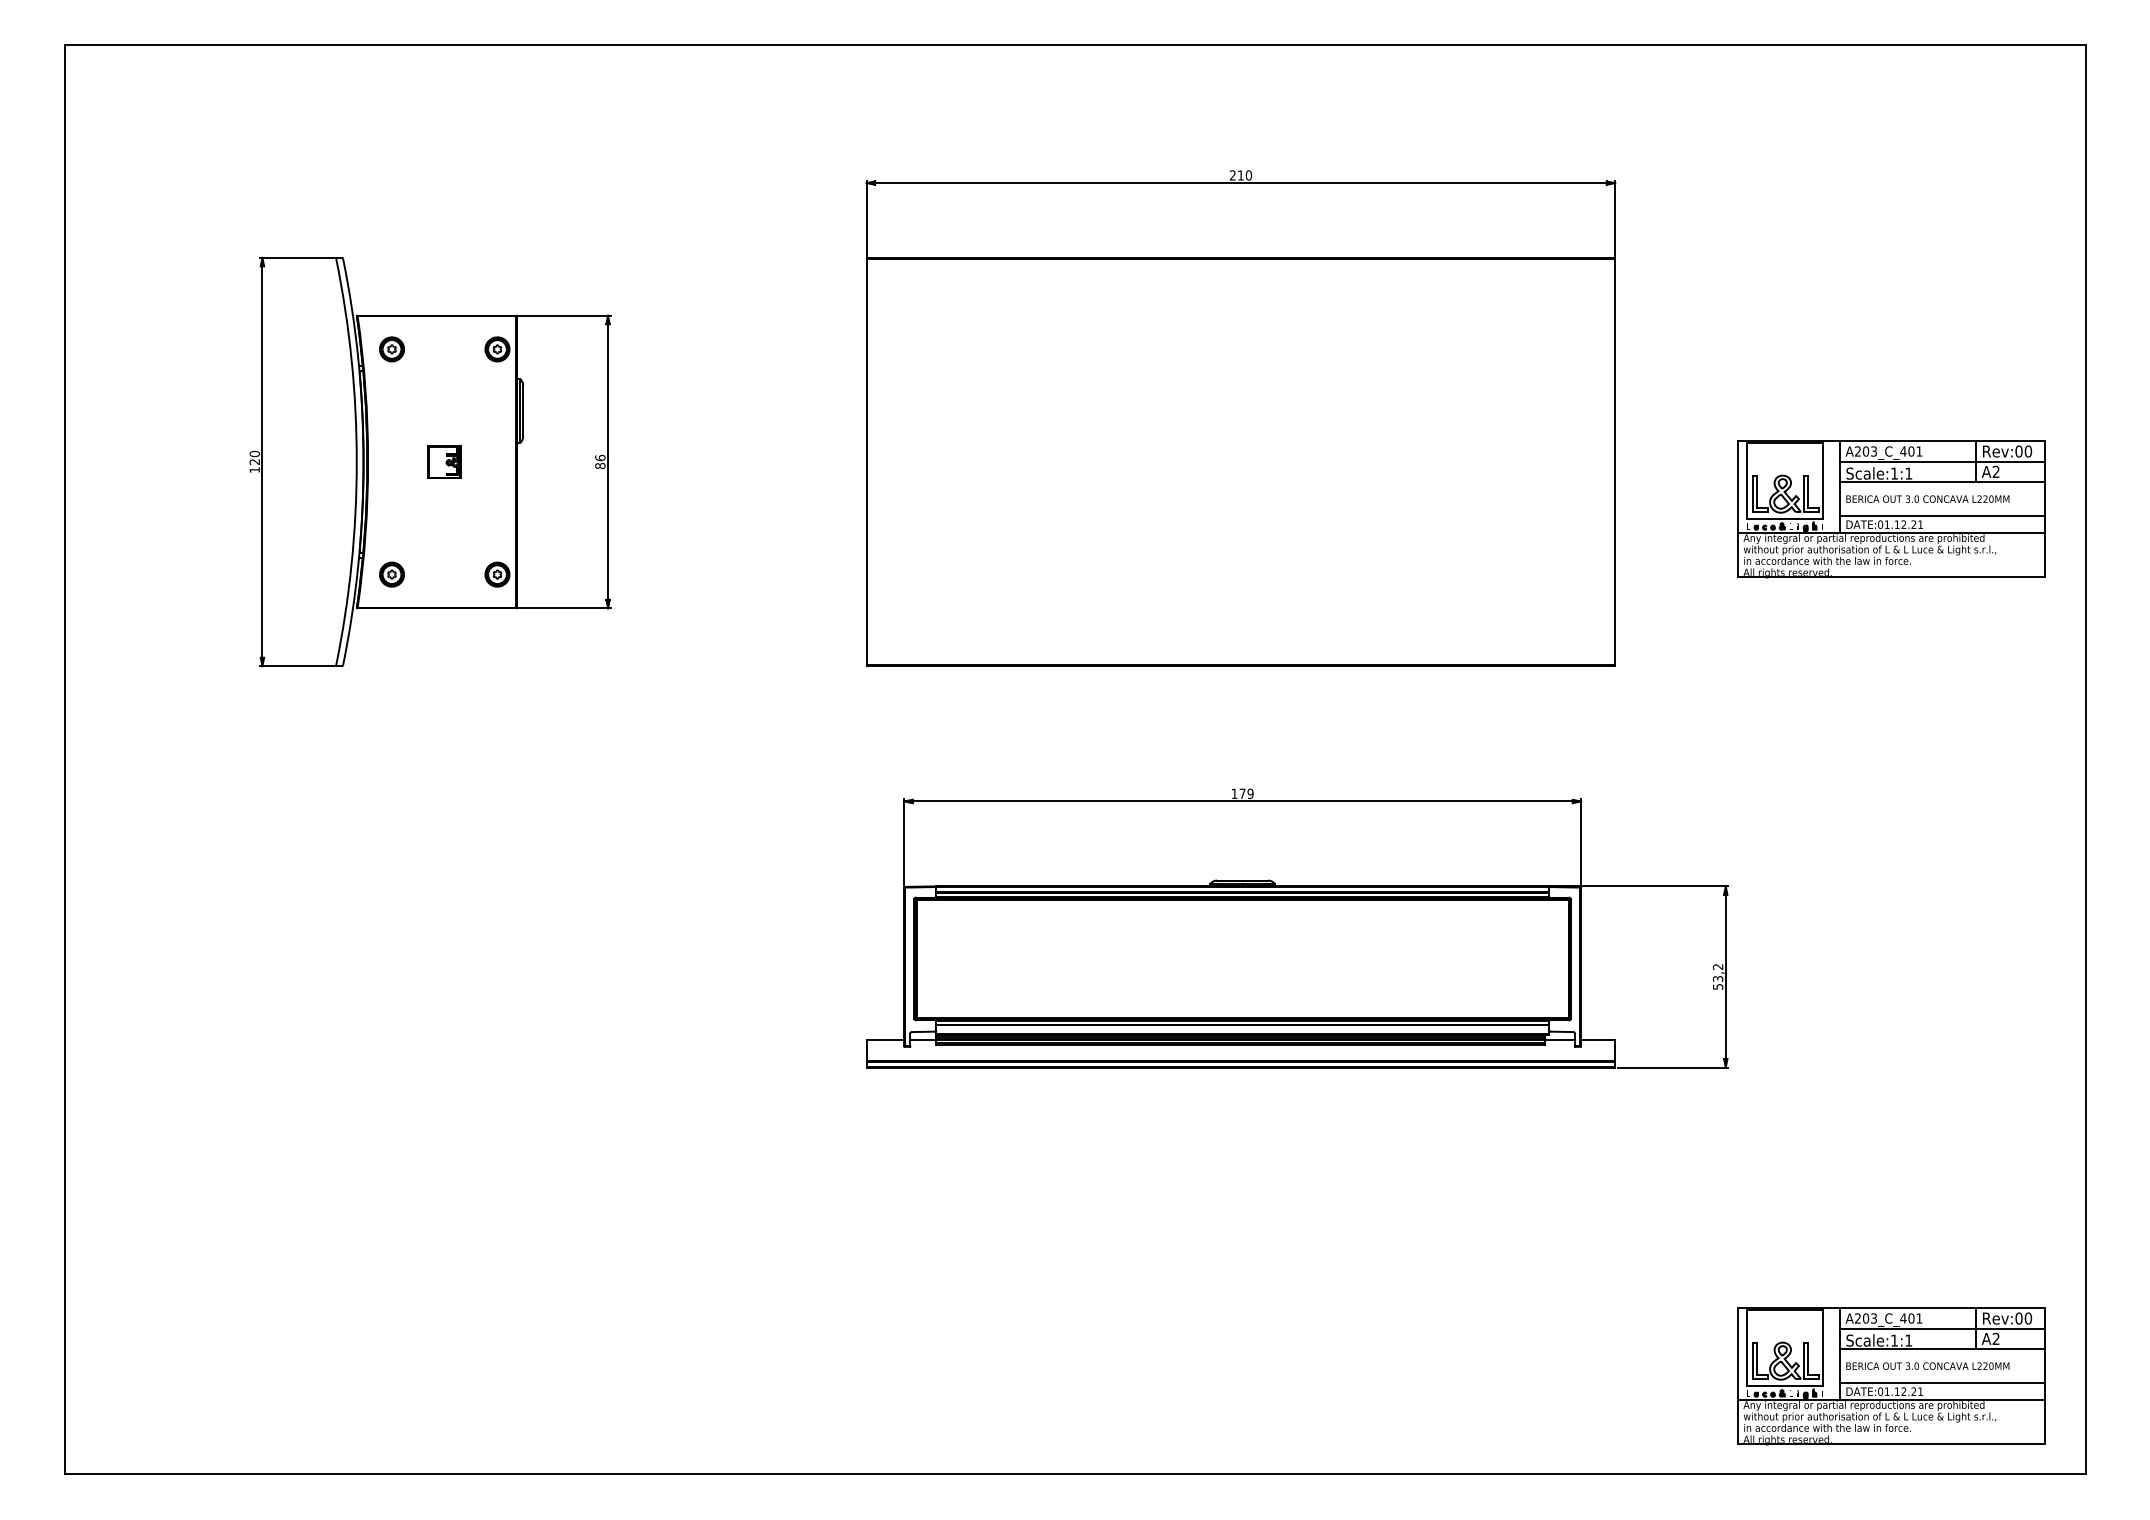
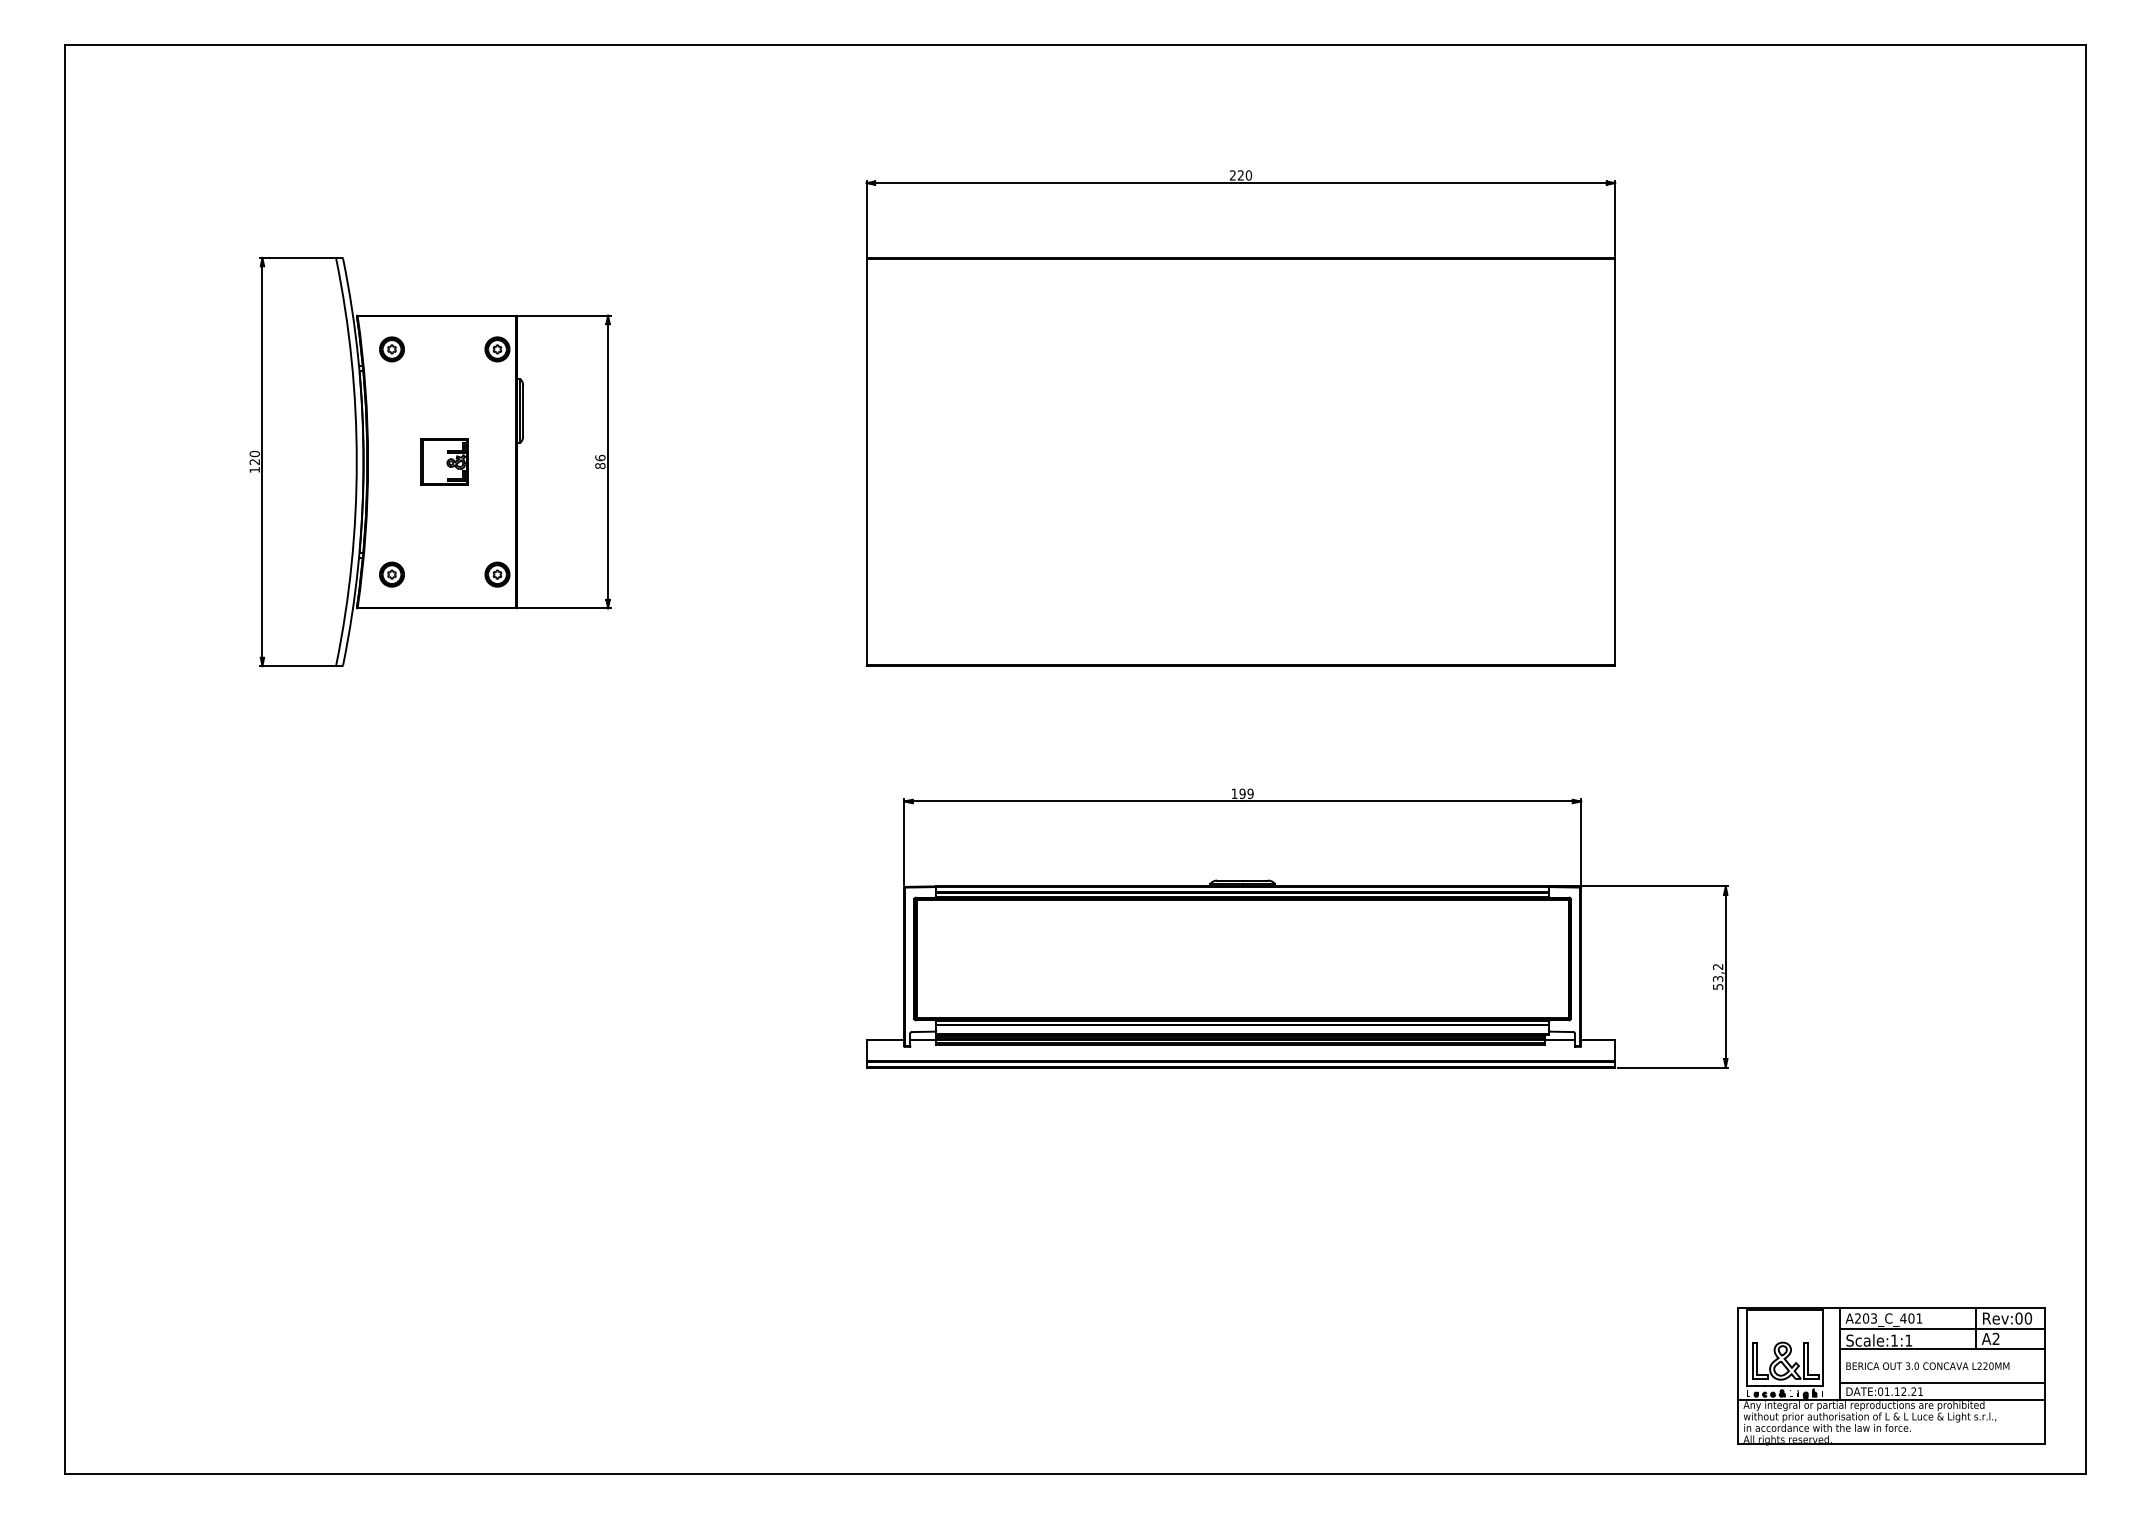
text: 210 -> 220 (1240, 175)
part size: 35x34 px -> 49x48 px (444, 461)
part: present -> none (1891, 509)
text: 179 -> 199 (1242, 793)
